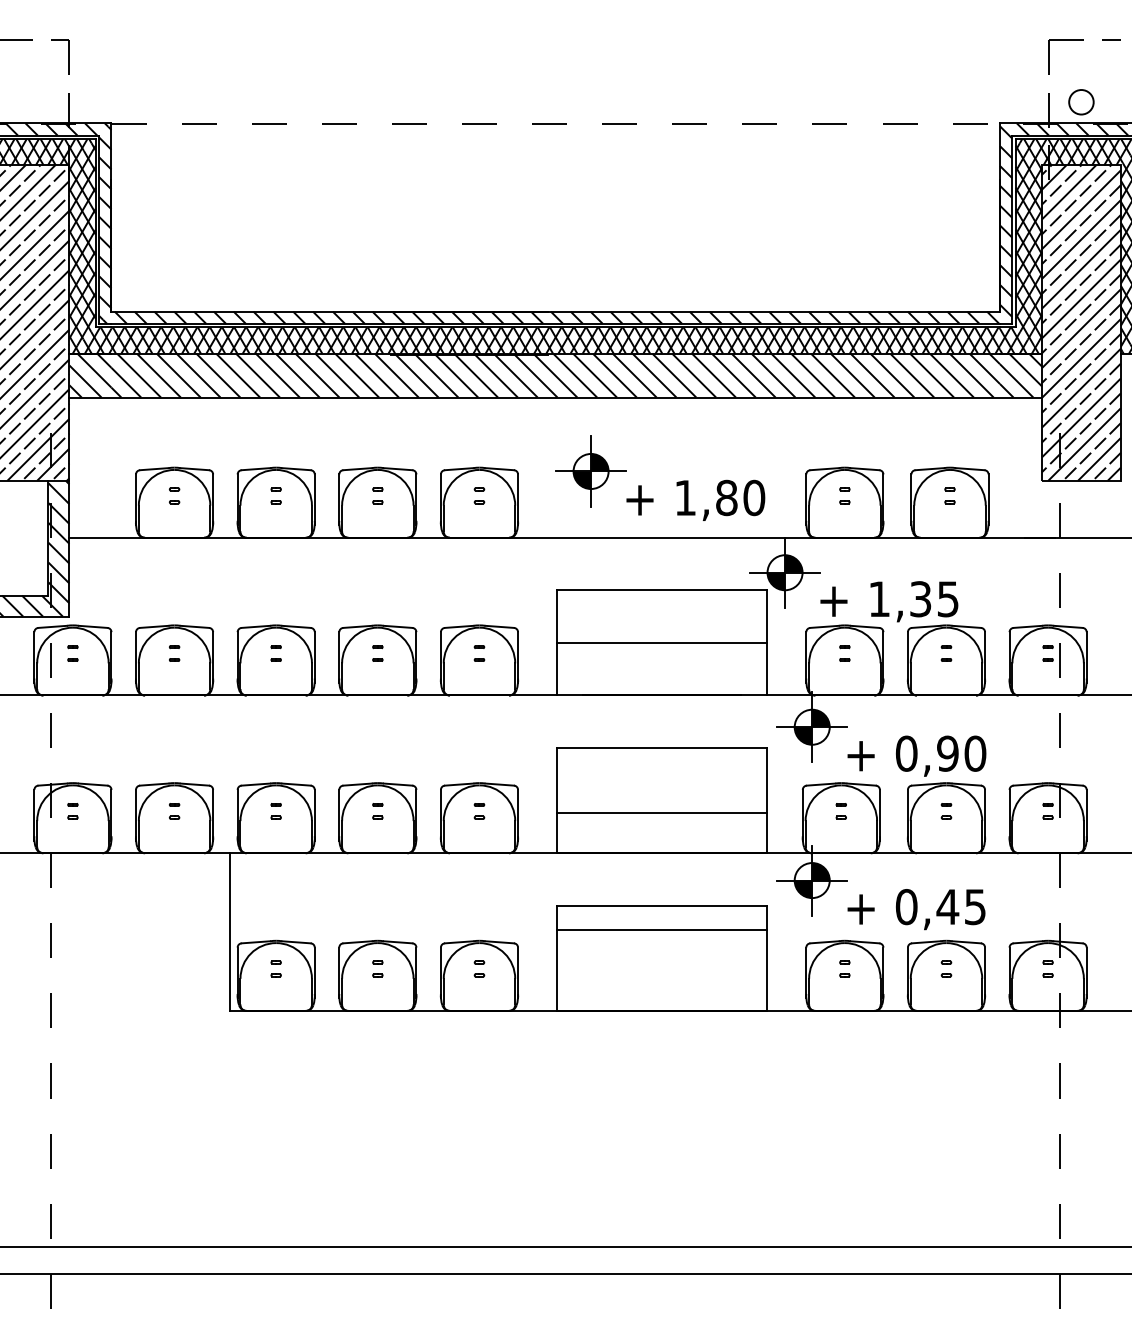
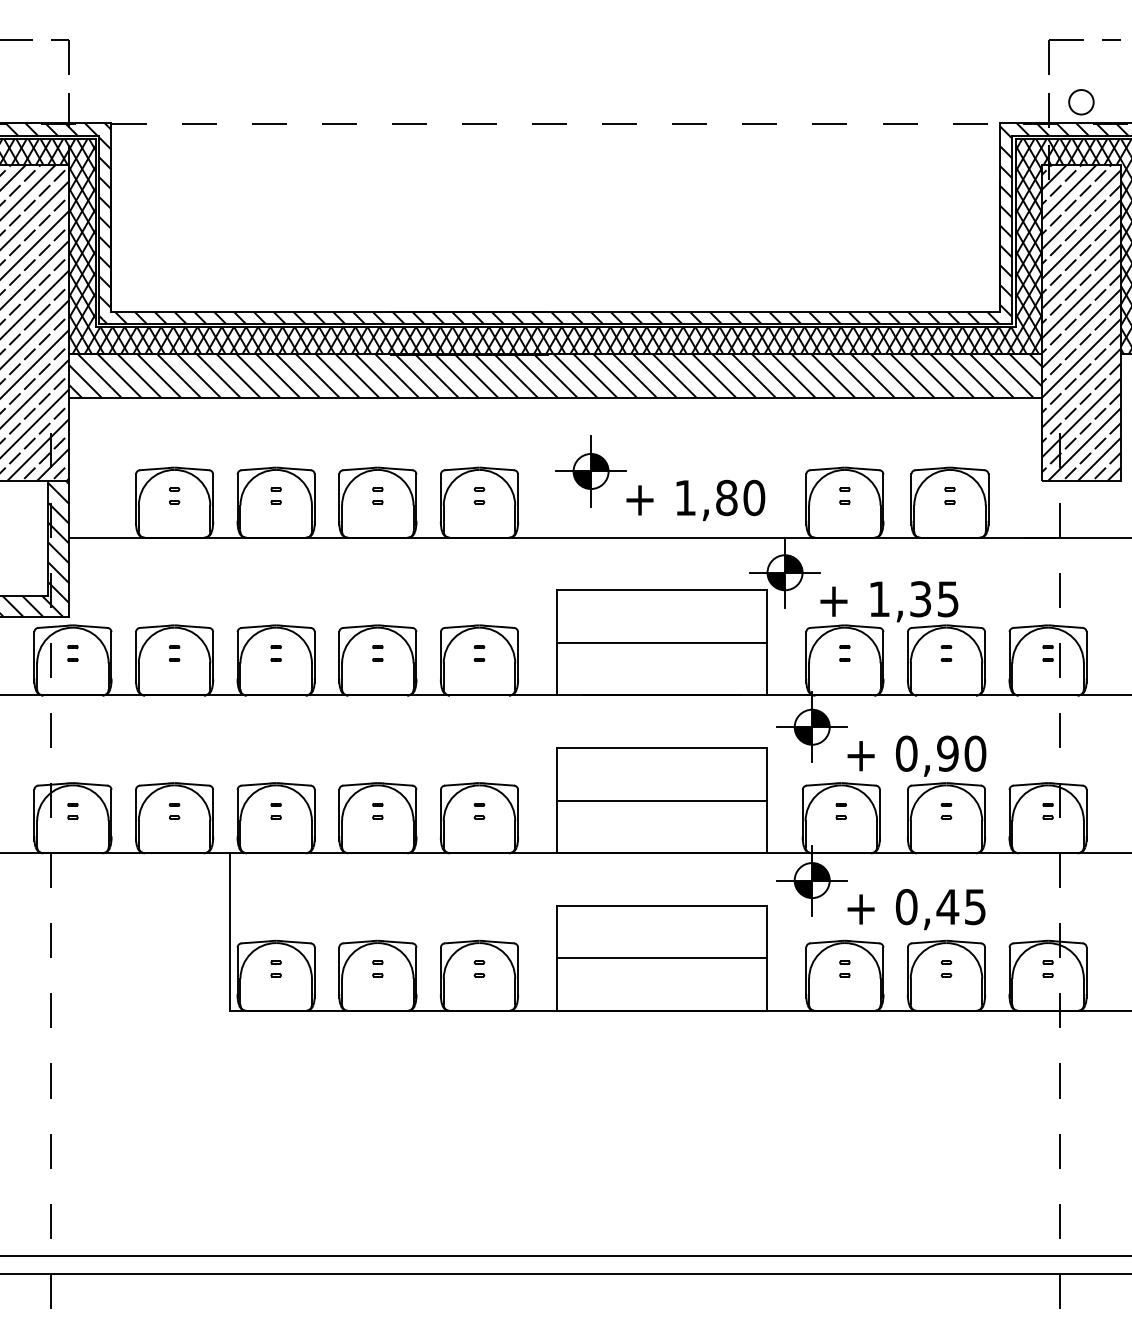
line position: (661, 812) -> (661, 800) (661, 800)
line position: (661, 930) -> (661, 958) (661, 958)
line position: (565, 1247) -> (565, 1256) (565, 1256)
